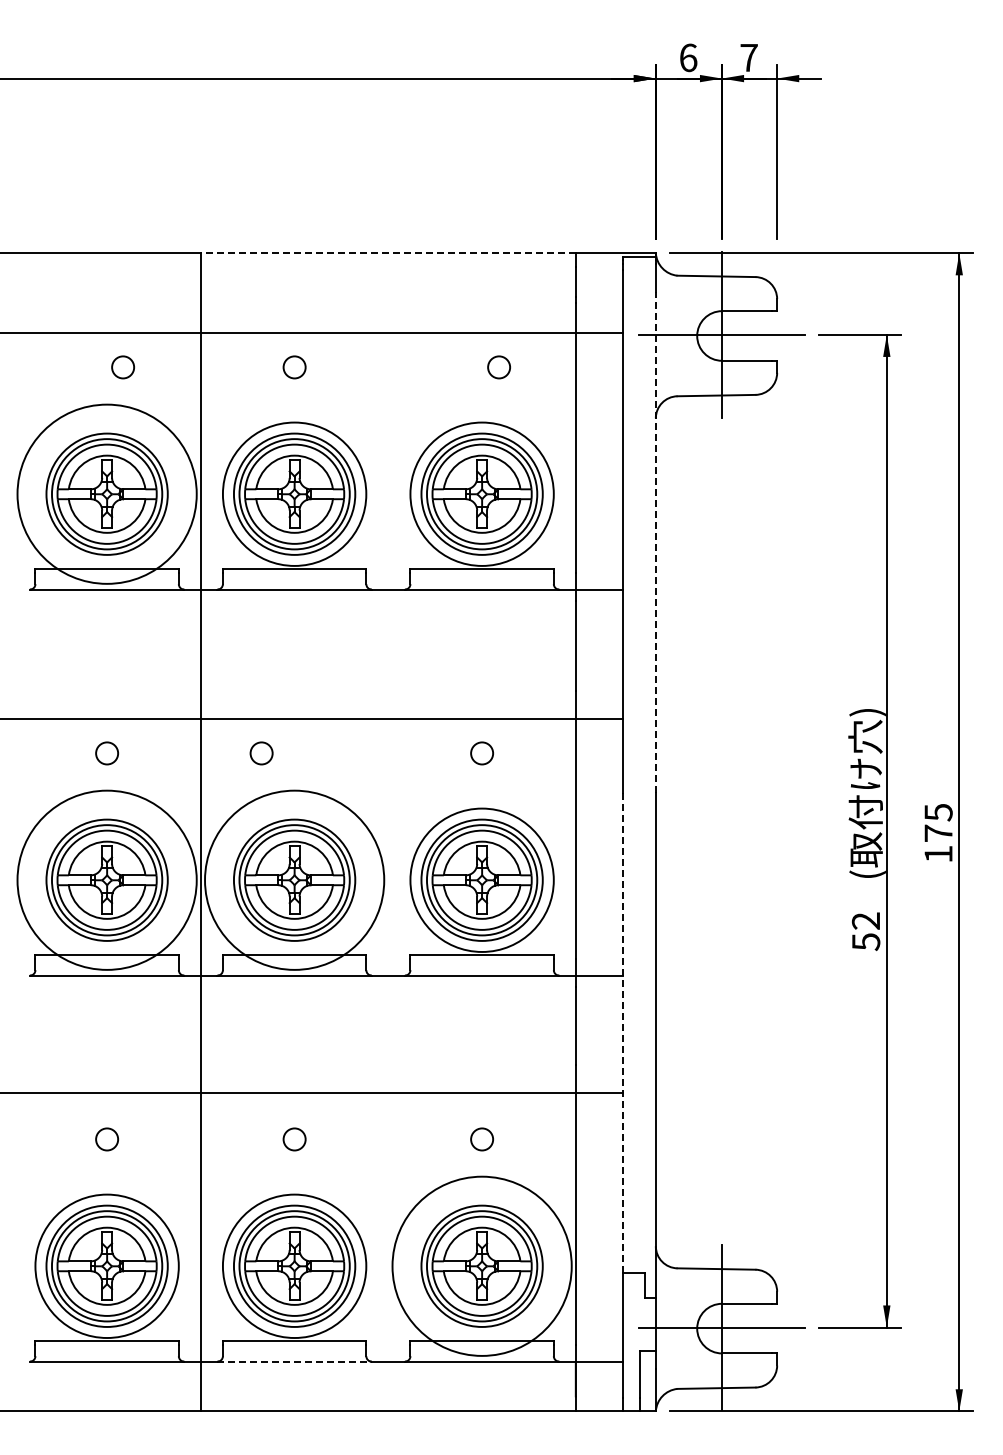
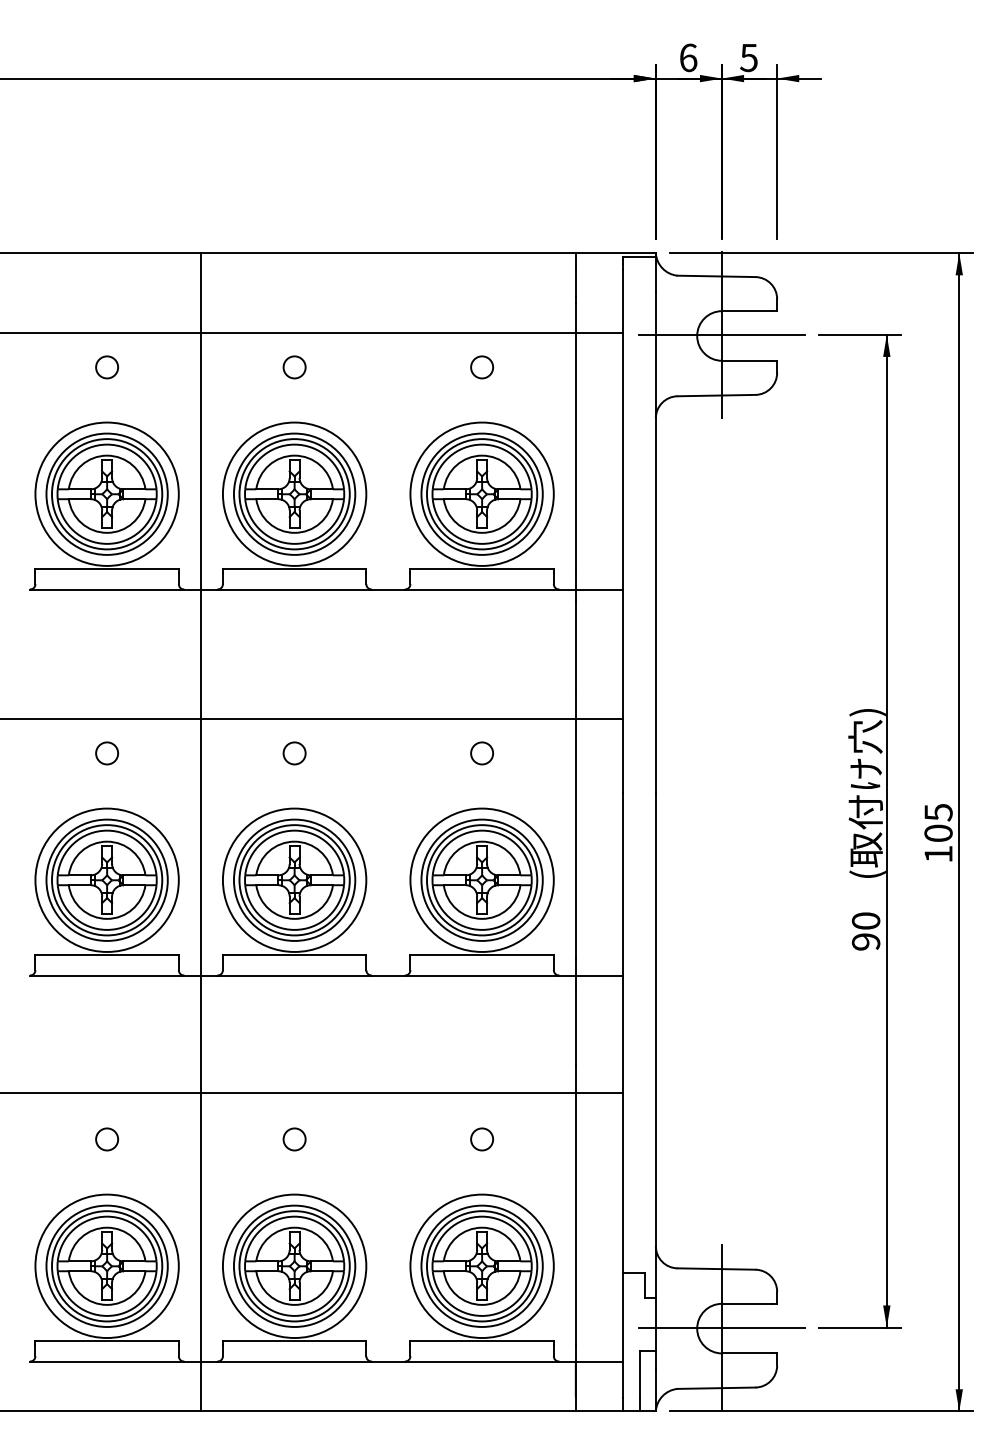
text: 7 -> 5 (748, 58)
line: dashed -> solid (387, 253)
circle position: (122, 367) -> (106, 367) (106, 367)
circle position: (498, 367) -> (481, 367) (481, 367)
circle diameter: 179 px -> 143 px (106, 493)
line: dashed -> solid (655, 541)
circle position: (261, 753) -> (294, 753) (294, 753)
text: 175 -> 105 (938, 832)
circle diameter: 179 px -> 143 px (106, 879)
circle diameter: 179 px -> 143 px (294, 879)
text: 52 -> 90 (865, 931)
line: dashed -> solid (622, 1033)
circle diameter: 179 px -> 143 px (481, 1266)
line: dashed -> solid (295, 1361)
